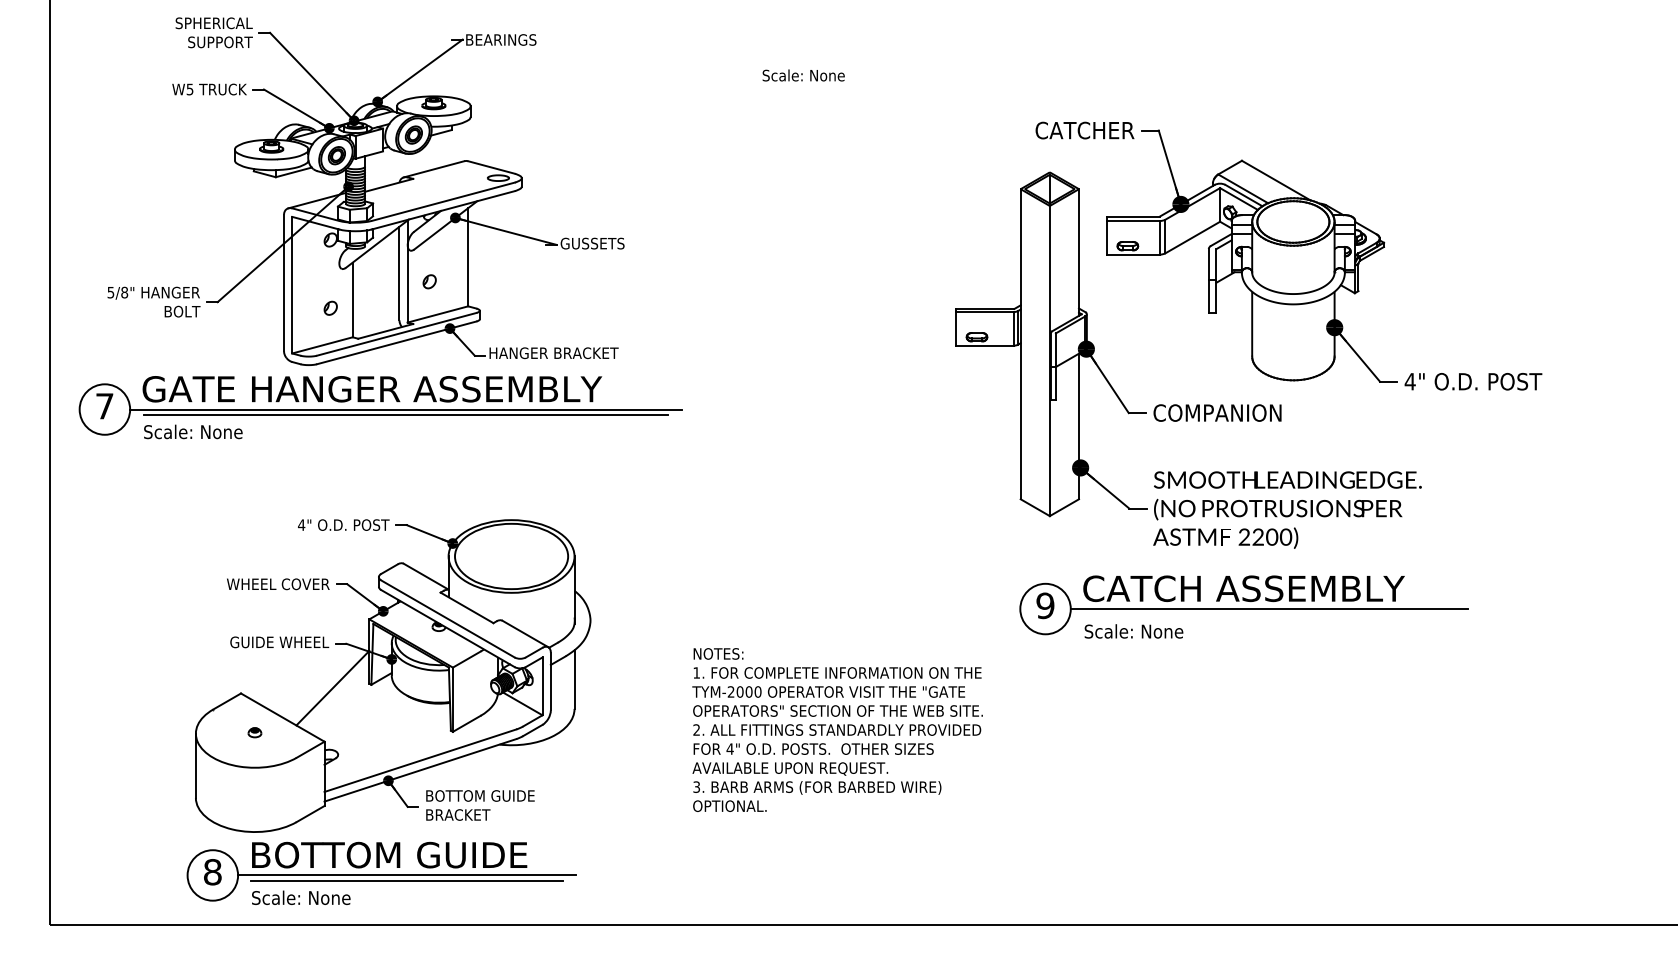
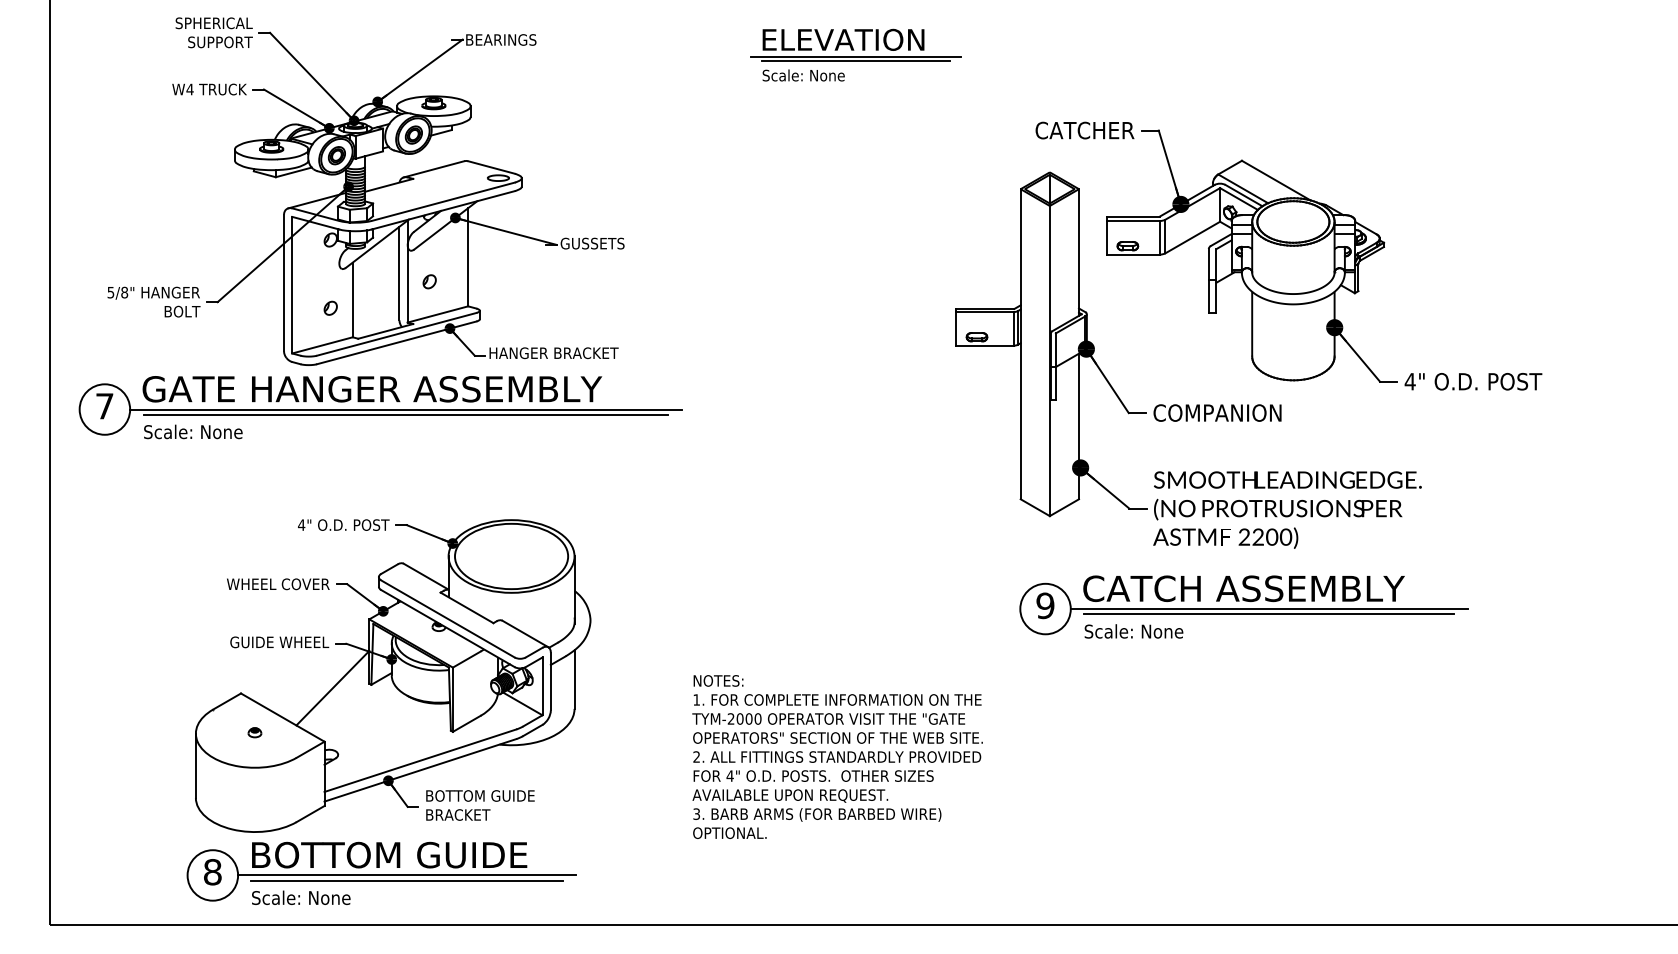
part: none -> present (855, 44)
text: W5 -> W4 (189, 89)
line: none -> present (1269, 614)
text position: (837, 729) -> (837, 756) (837, 756)
